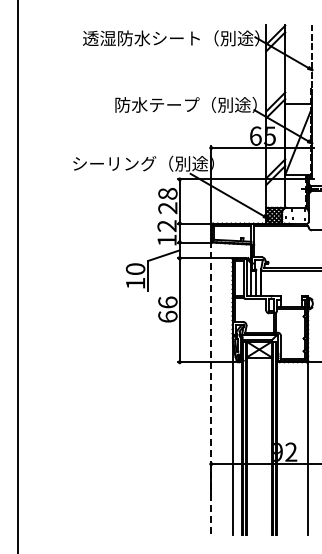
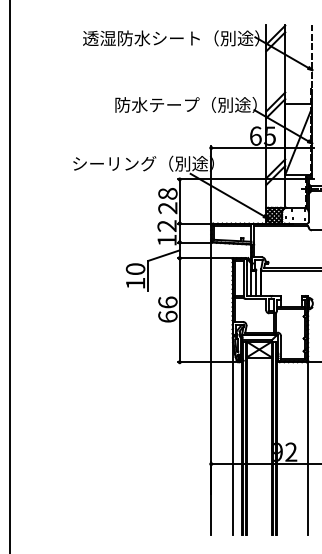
line position: (17, 276) -> (9, 276) (9, 276)
line: dashed -> solid (211, 387)
